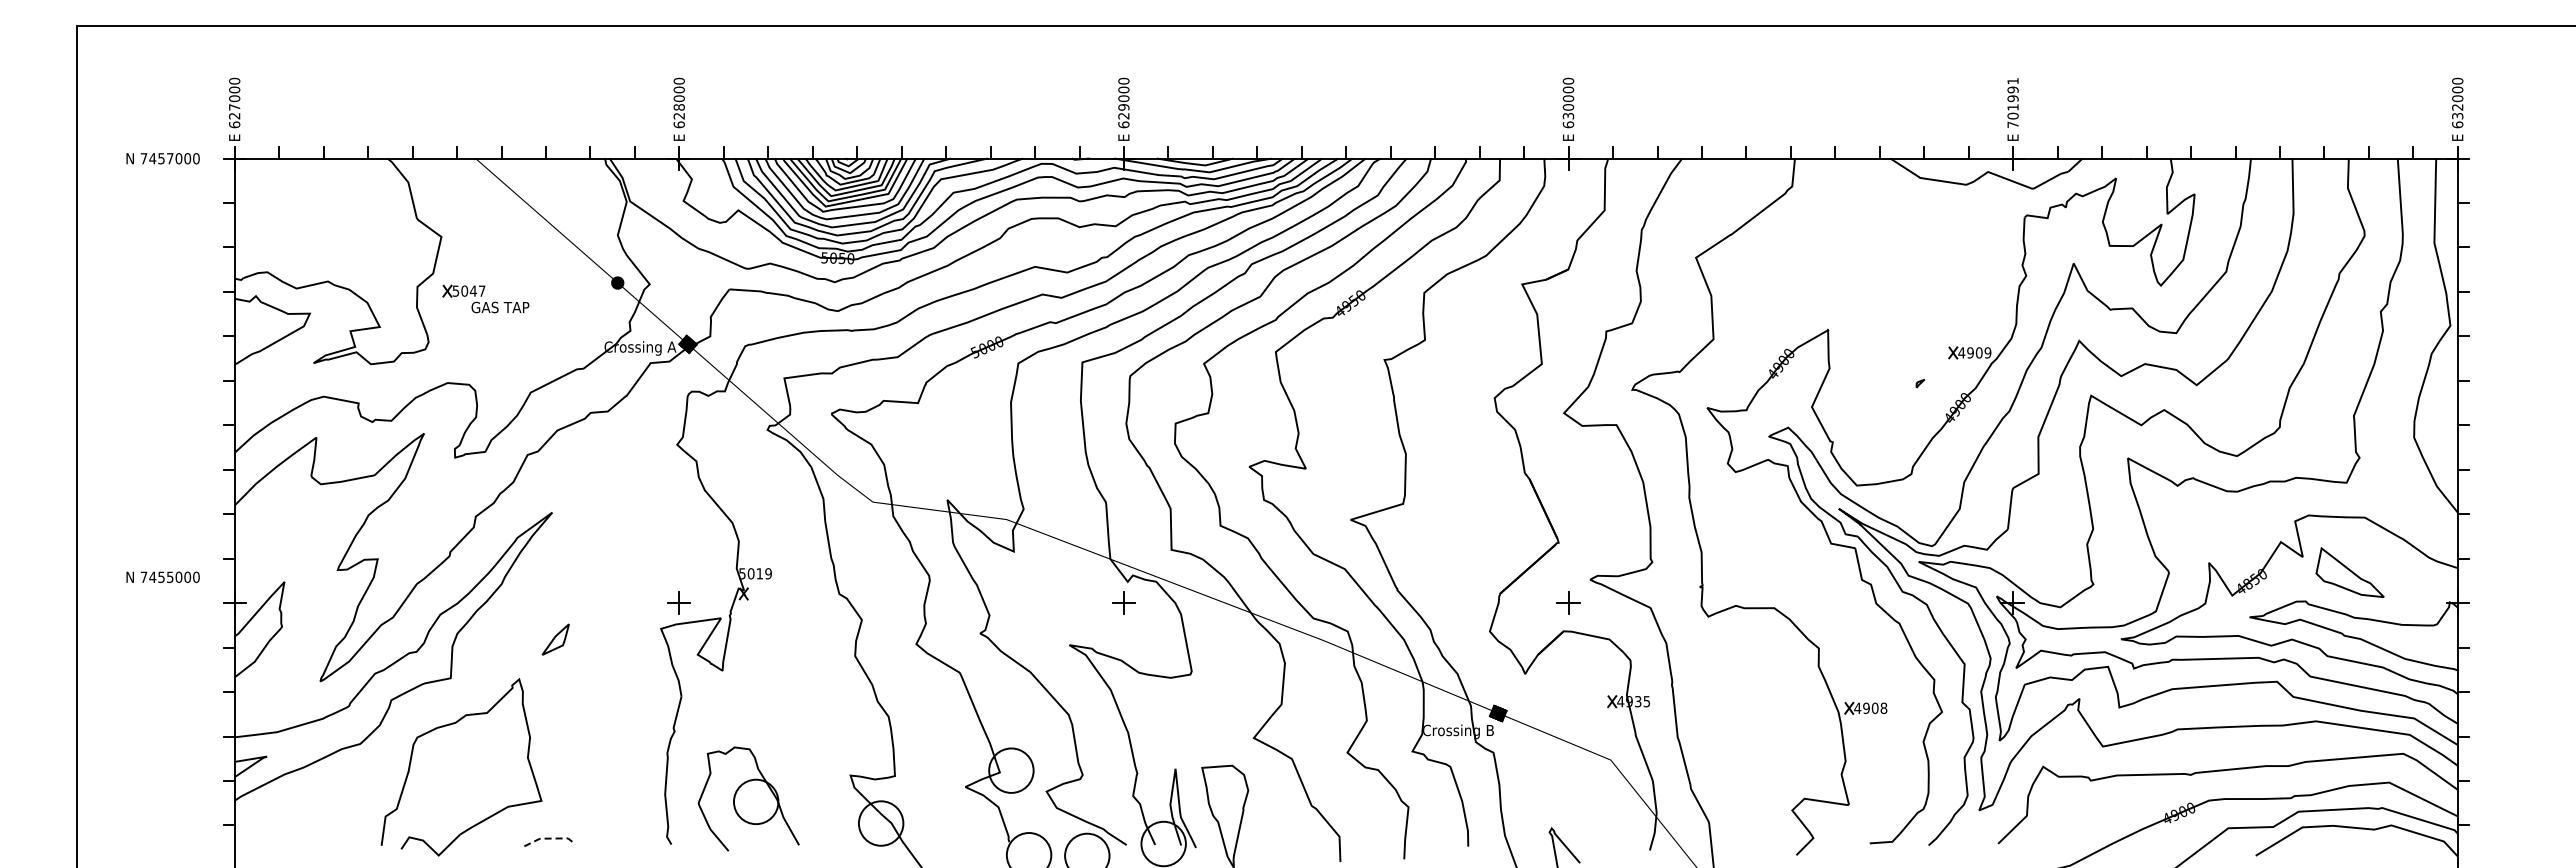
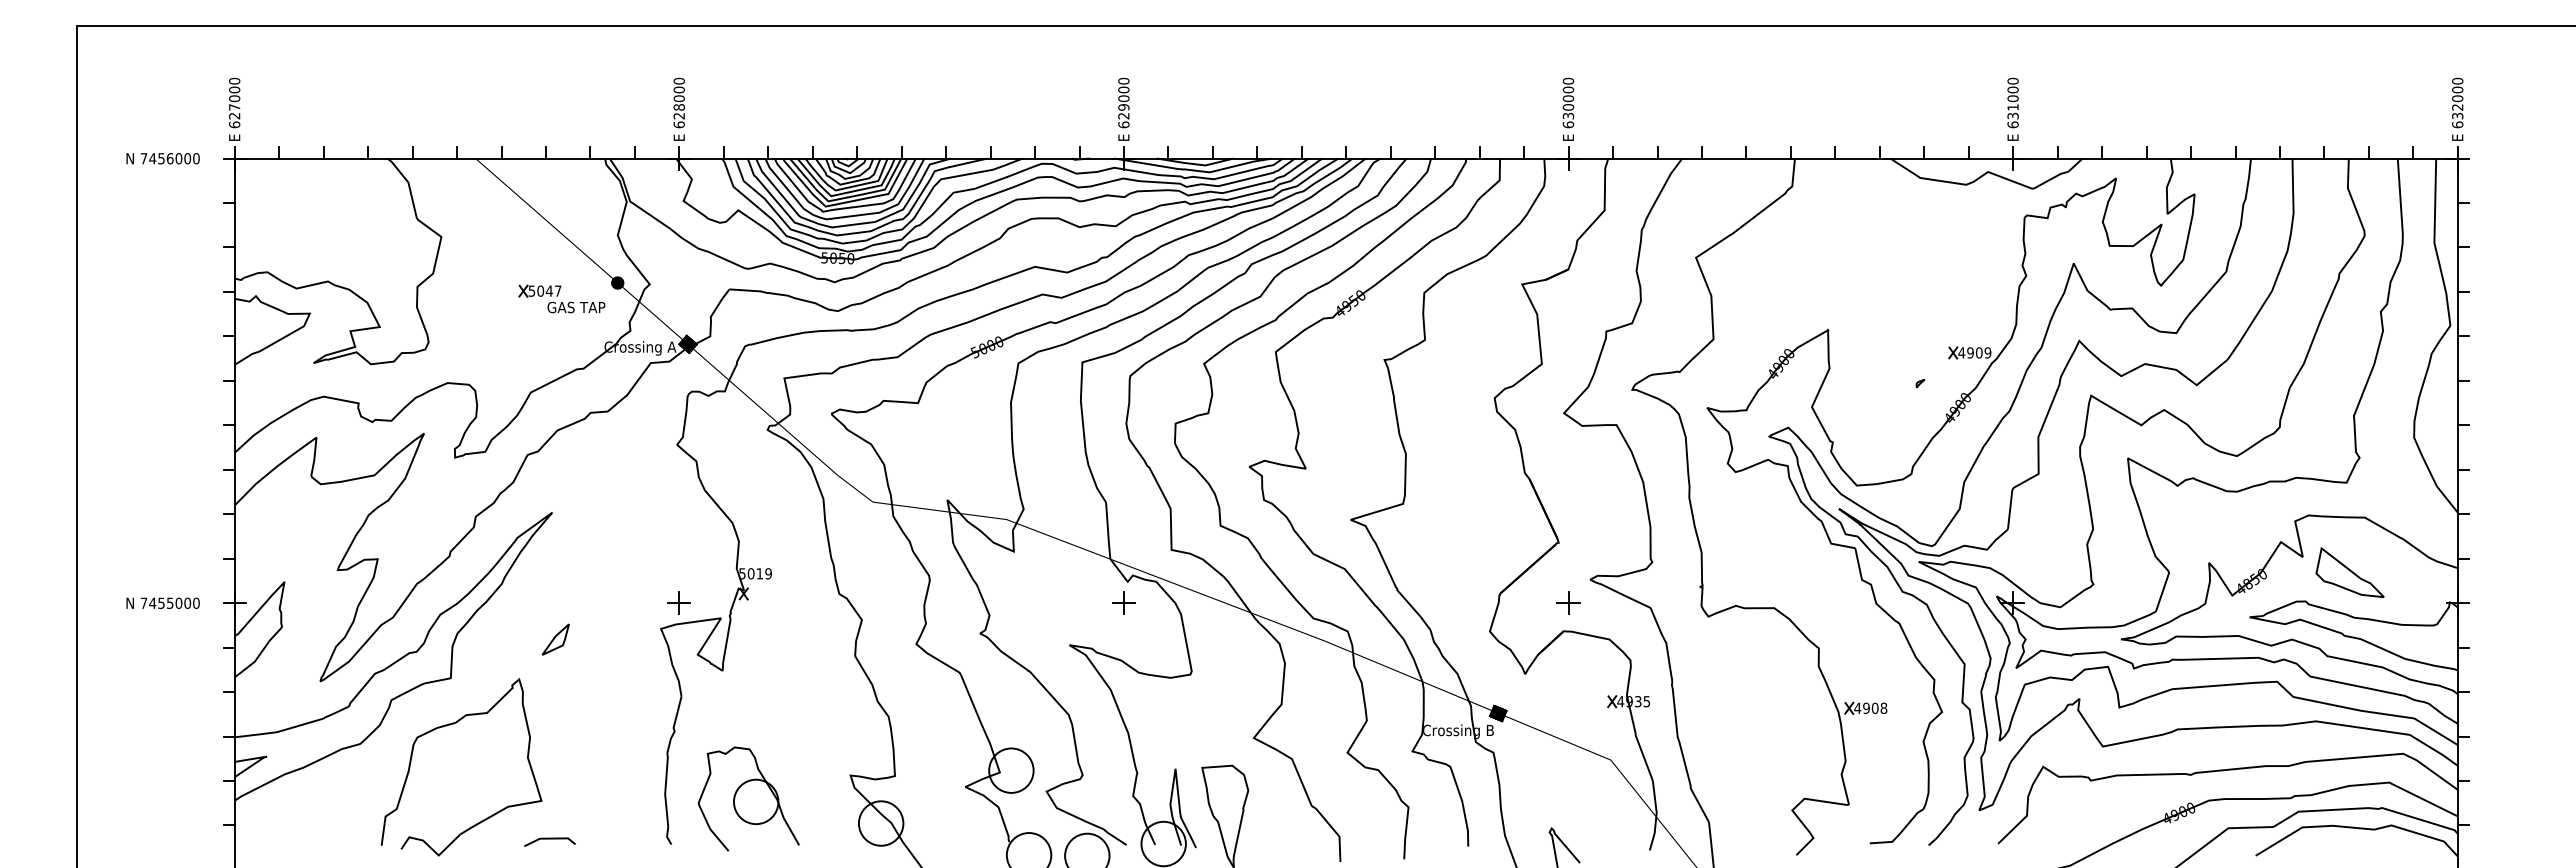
text: 701991 -> 631000 (2012, 102)
text: 7457000 -> 7456000 (169, 158)
part position: (485, 298) -> (561, 298) (561, 298)
text position: (162, 576) -> (162, 602) (162, 602)
line: dashed -> solid (550, 838)
